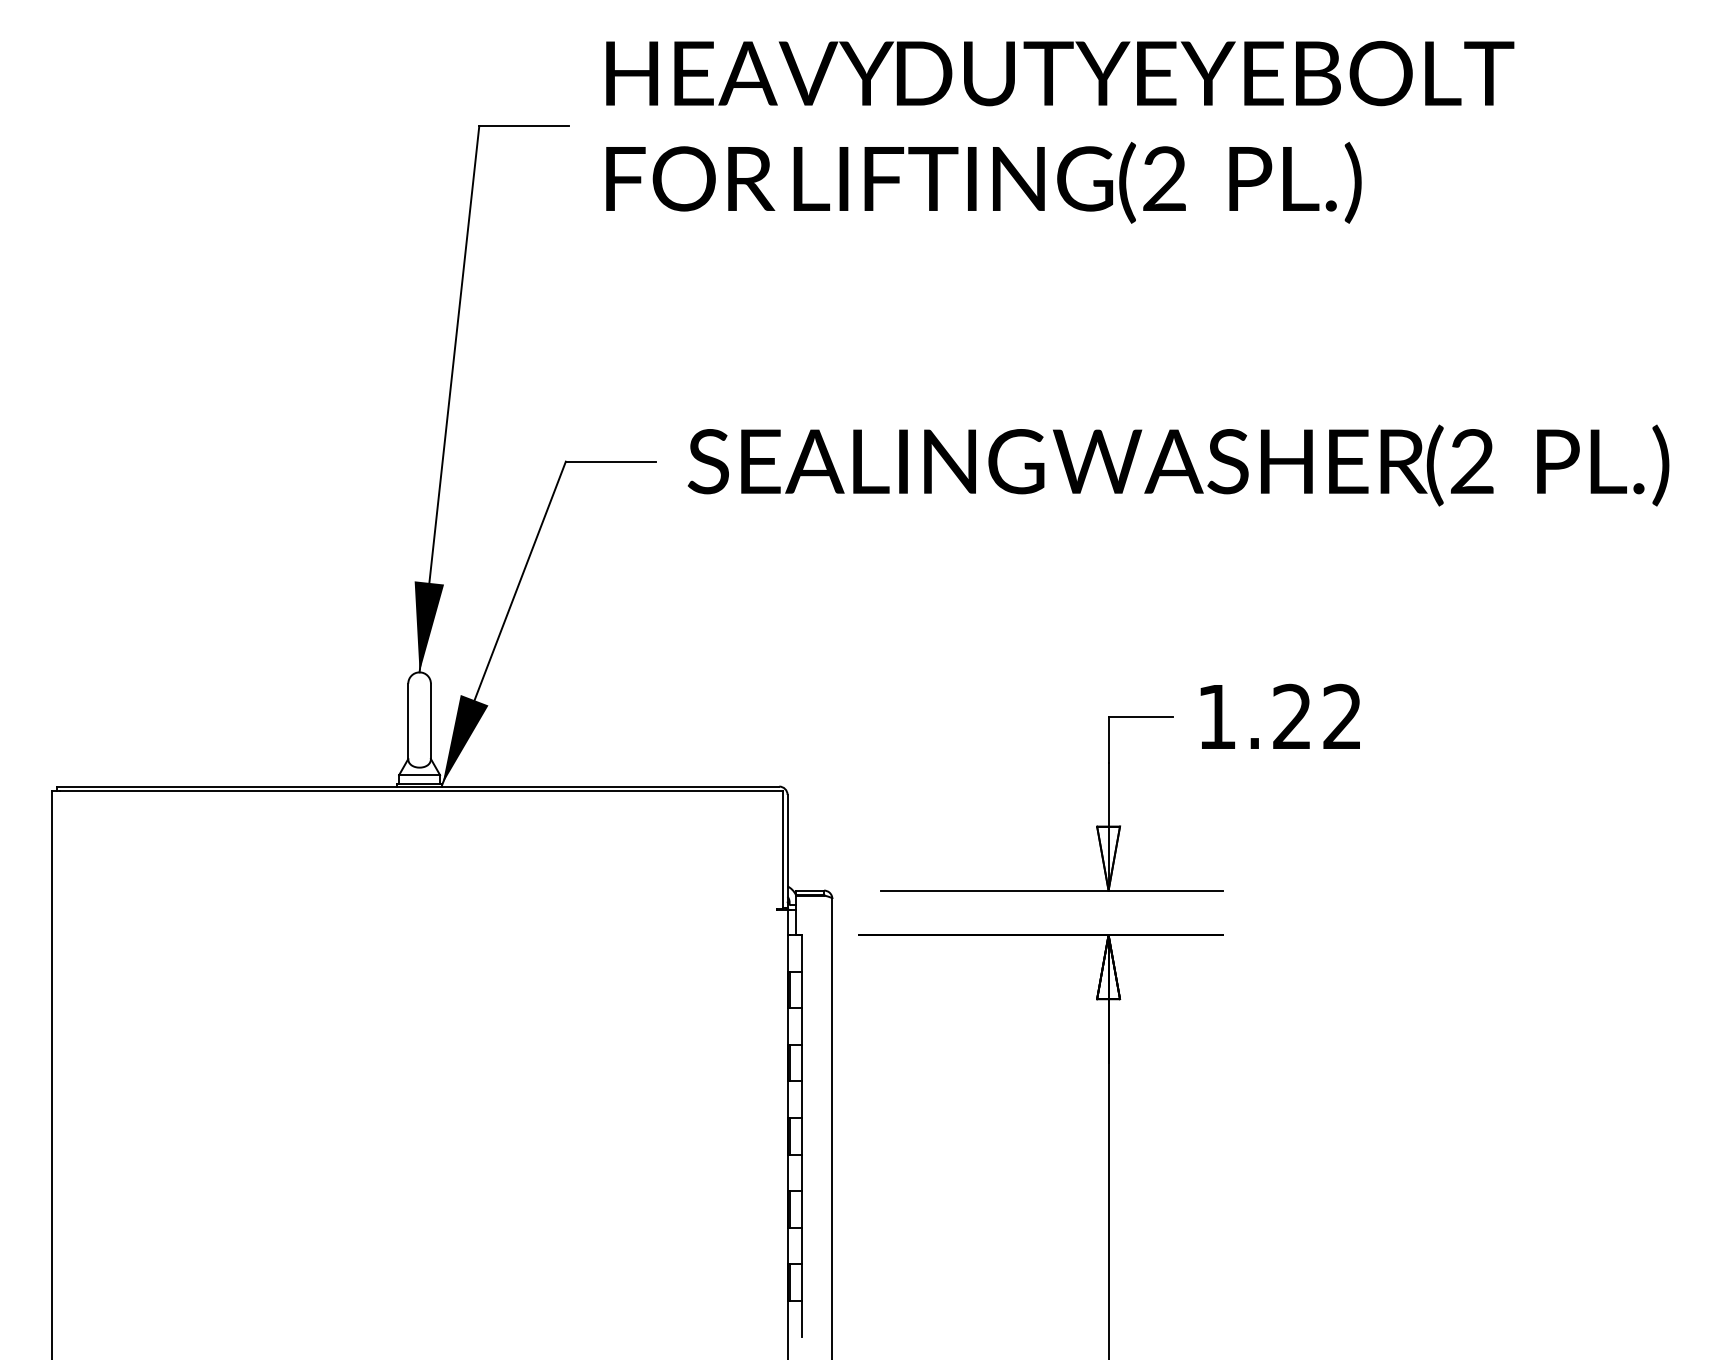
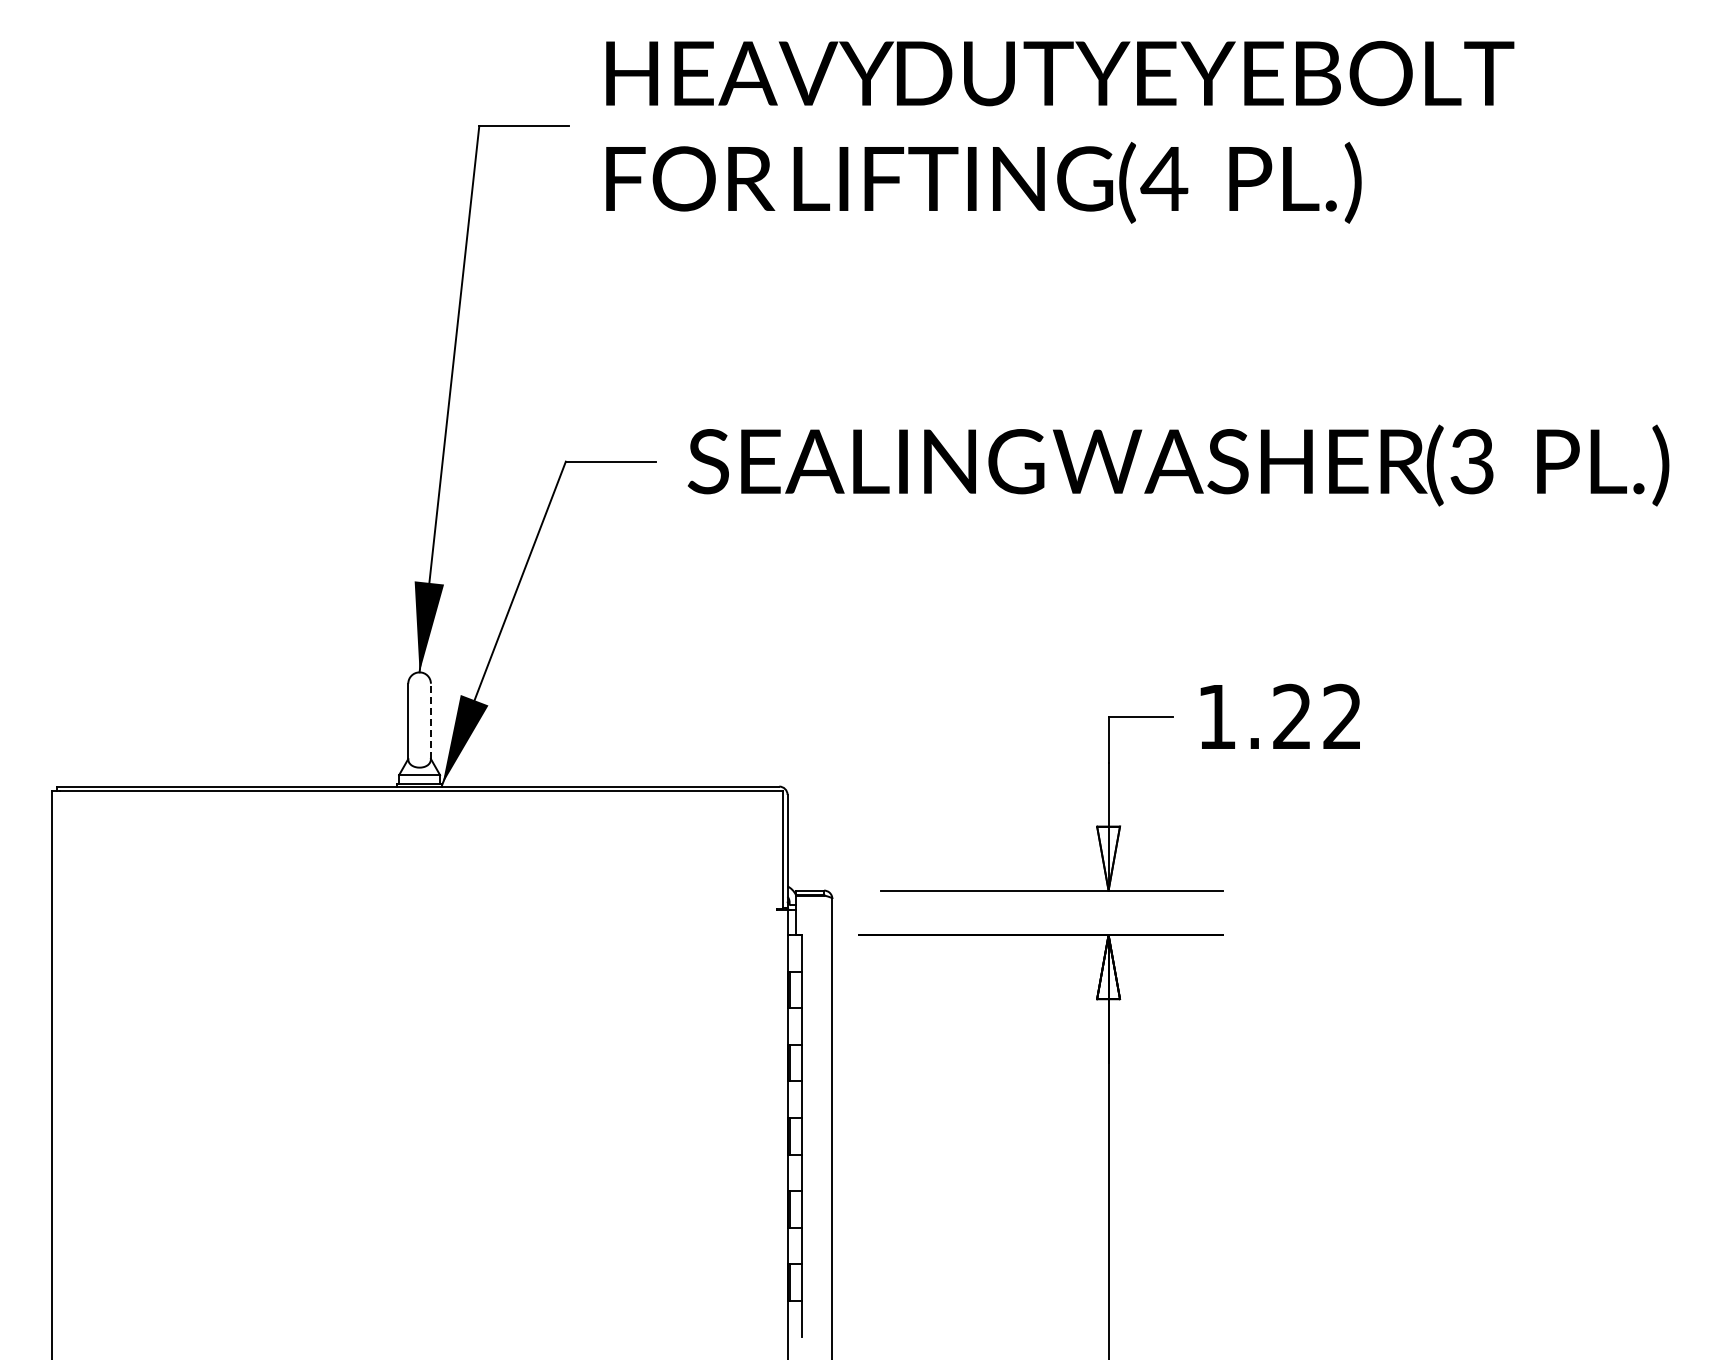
text: (2 -> (4 (1164, 178)
text: (2 -> (3 (1471, 461)
line: solid -> dashed (430, 721)
